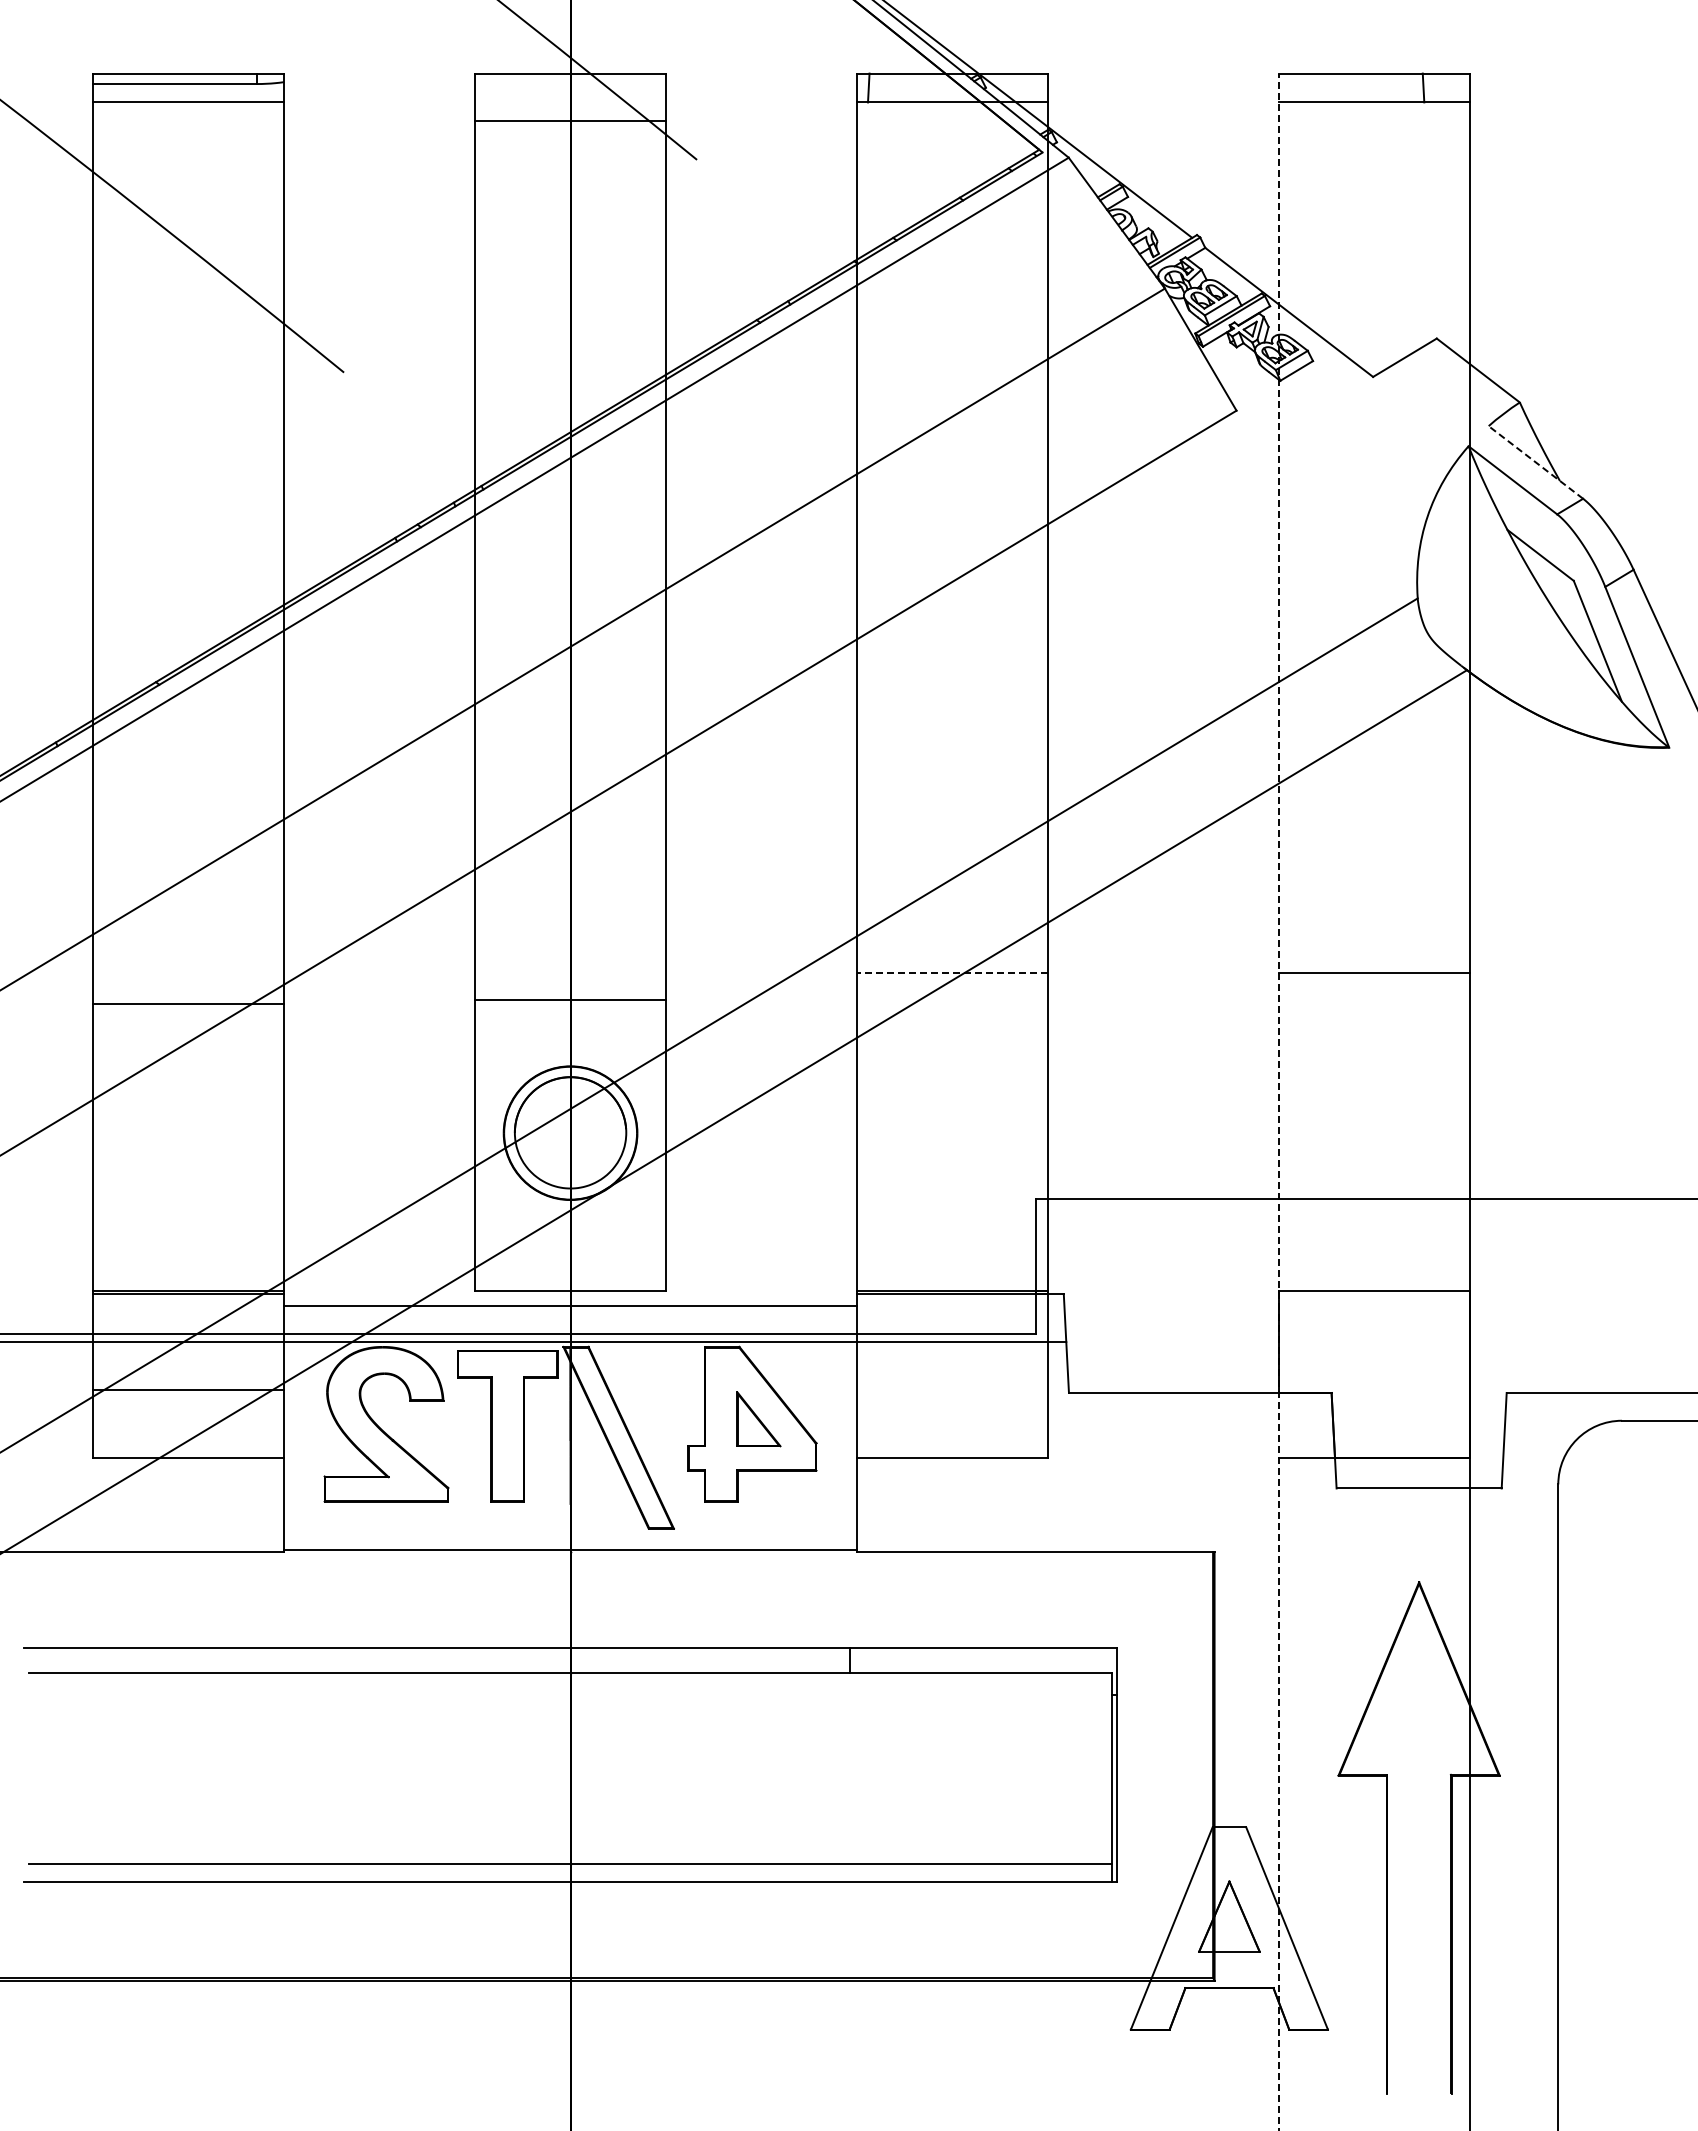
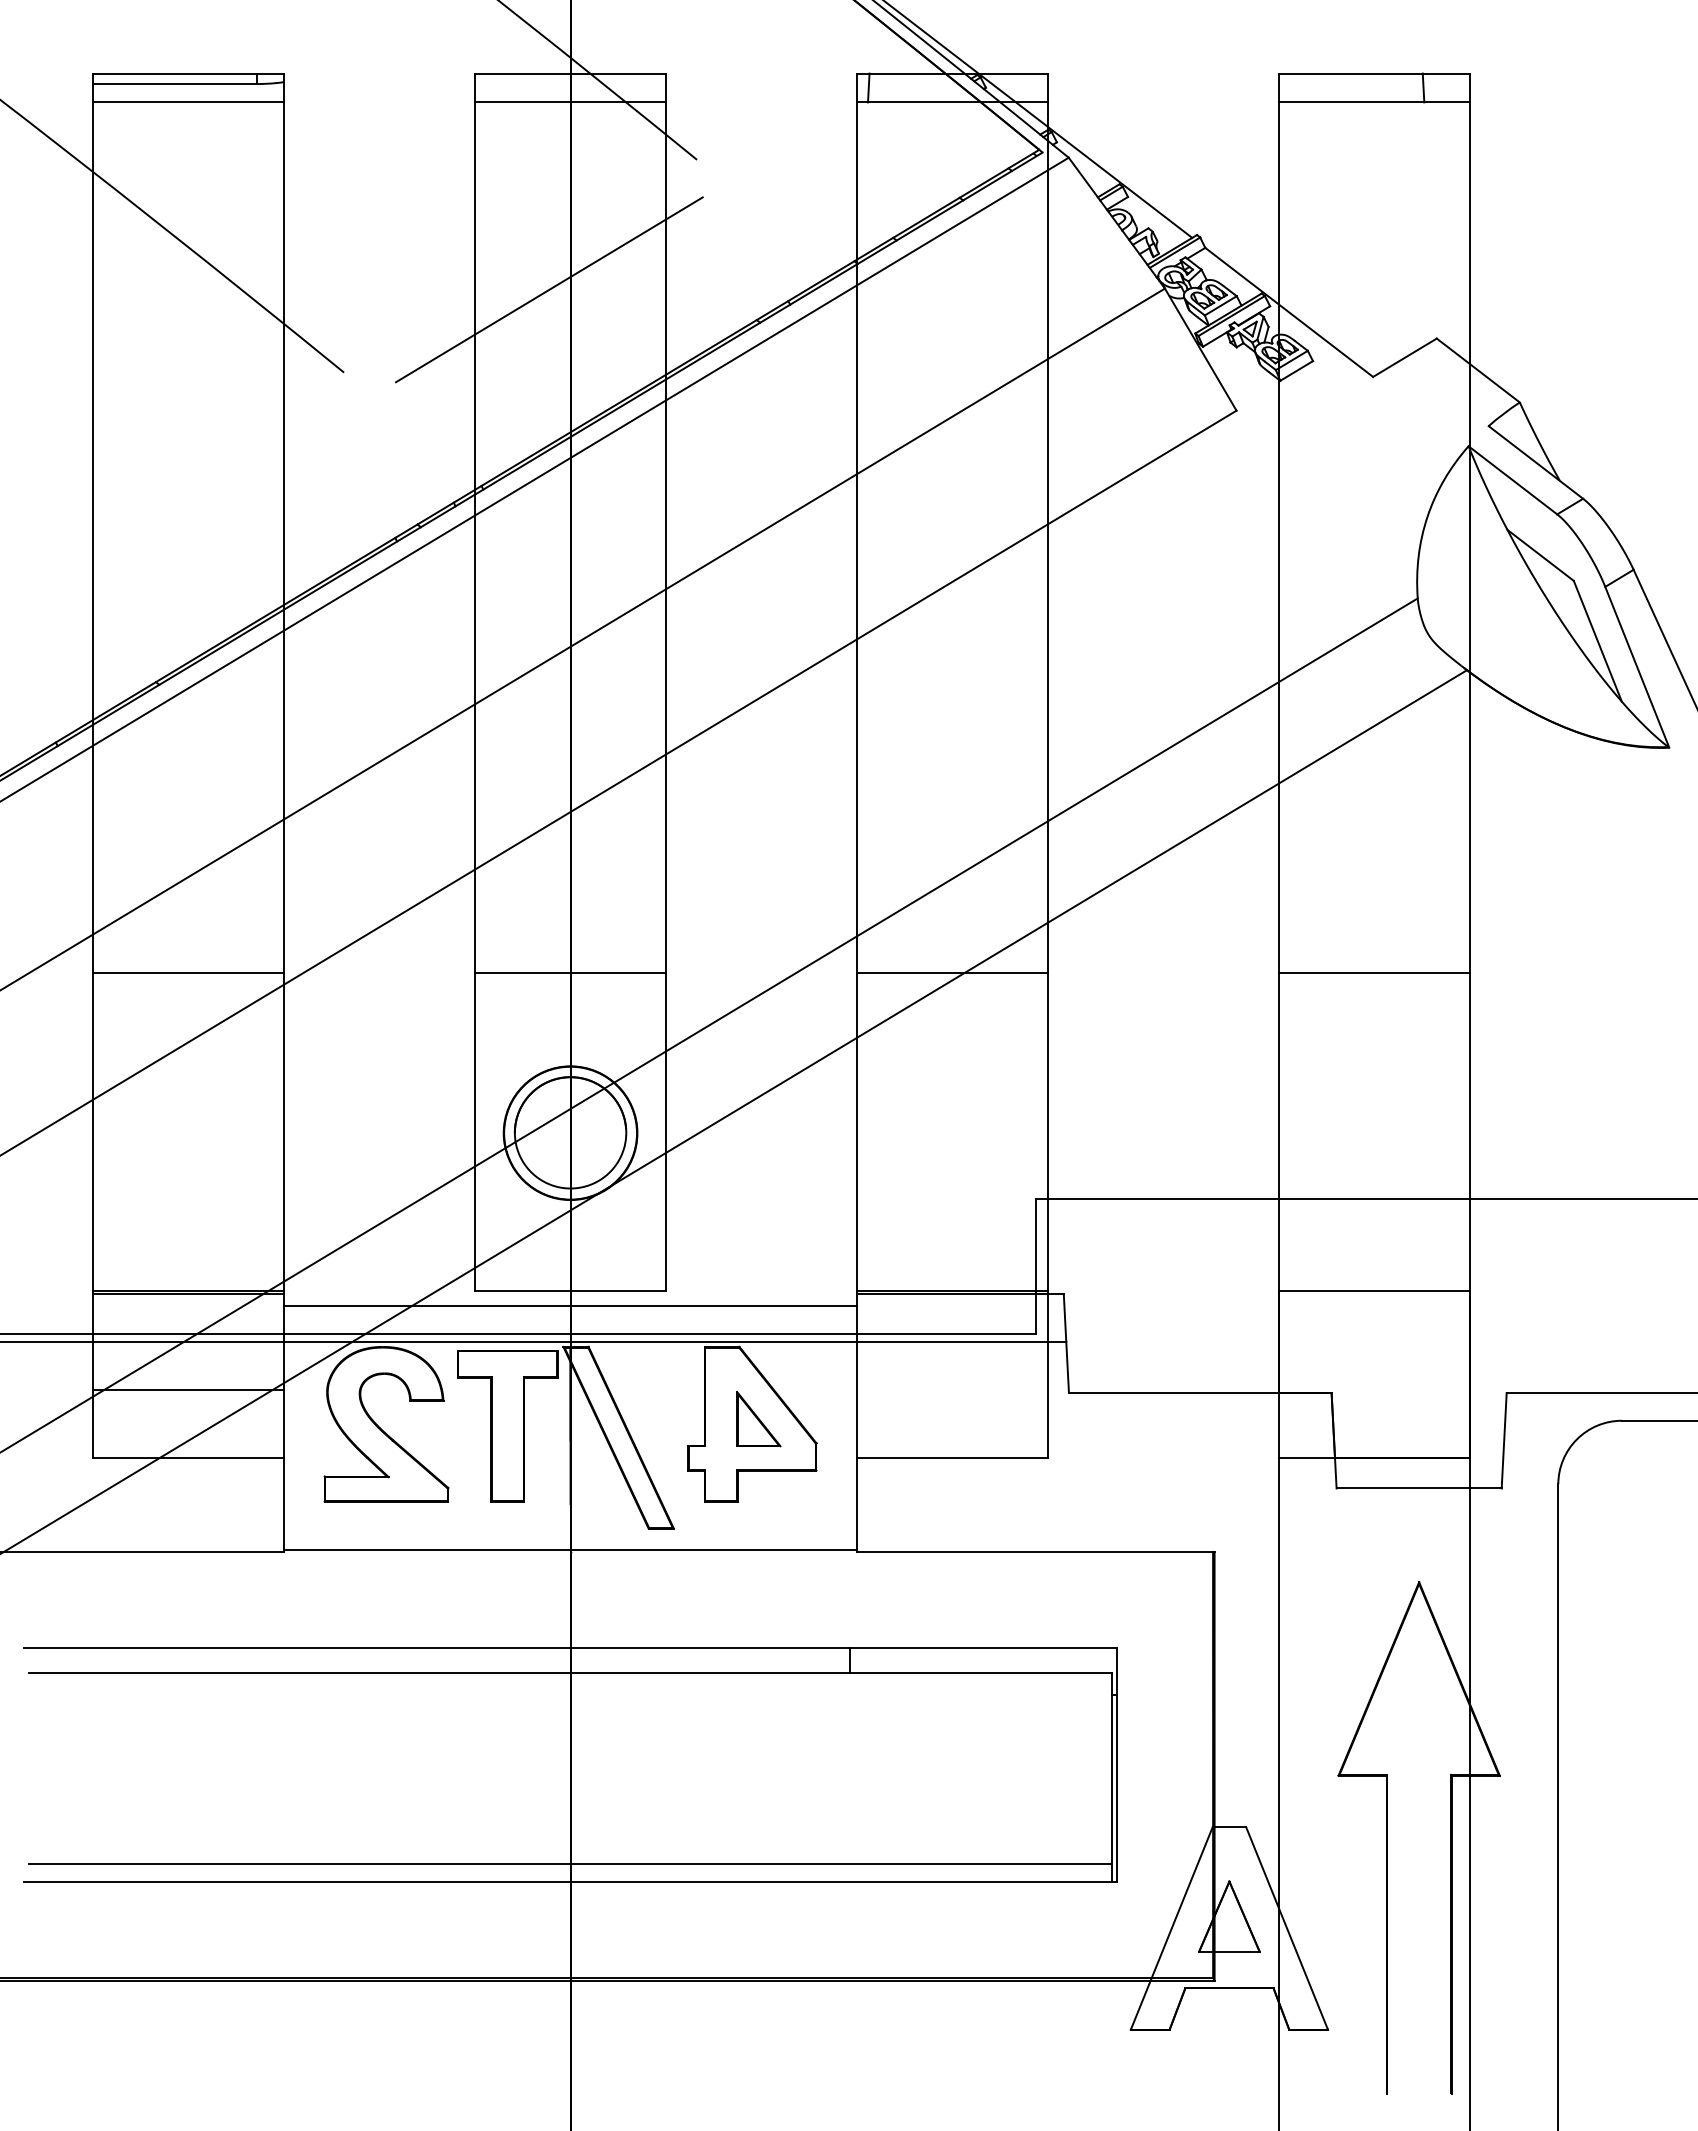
line position: (570, 121) -> (570, 102) (570, 102)
line: none -> present (549, 289)
line: dashed -> solid (1535, 462)
line: dashed -> solid (952, 973)
line position: (570, 1000) -> (570, 973) (570, 973)
line position: (188, 1004) -> (188, 973) (188, 973)
line: dashed -> solid (1278, 1101)
